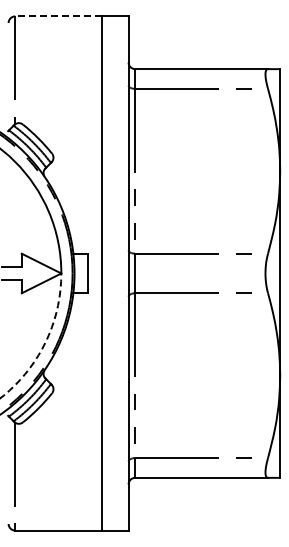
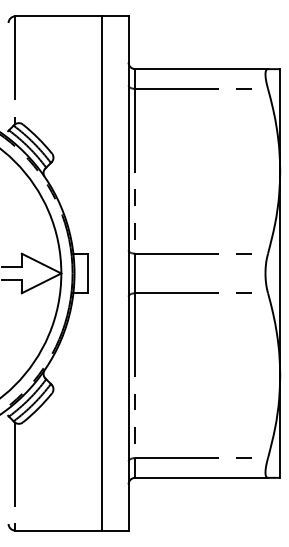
line: dashed -> solid (58, 16)
arc: dashed -> solid (45, 342)
